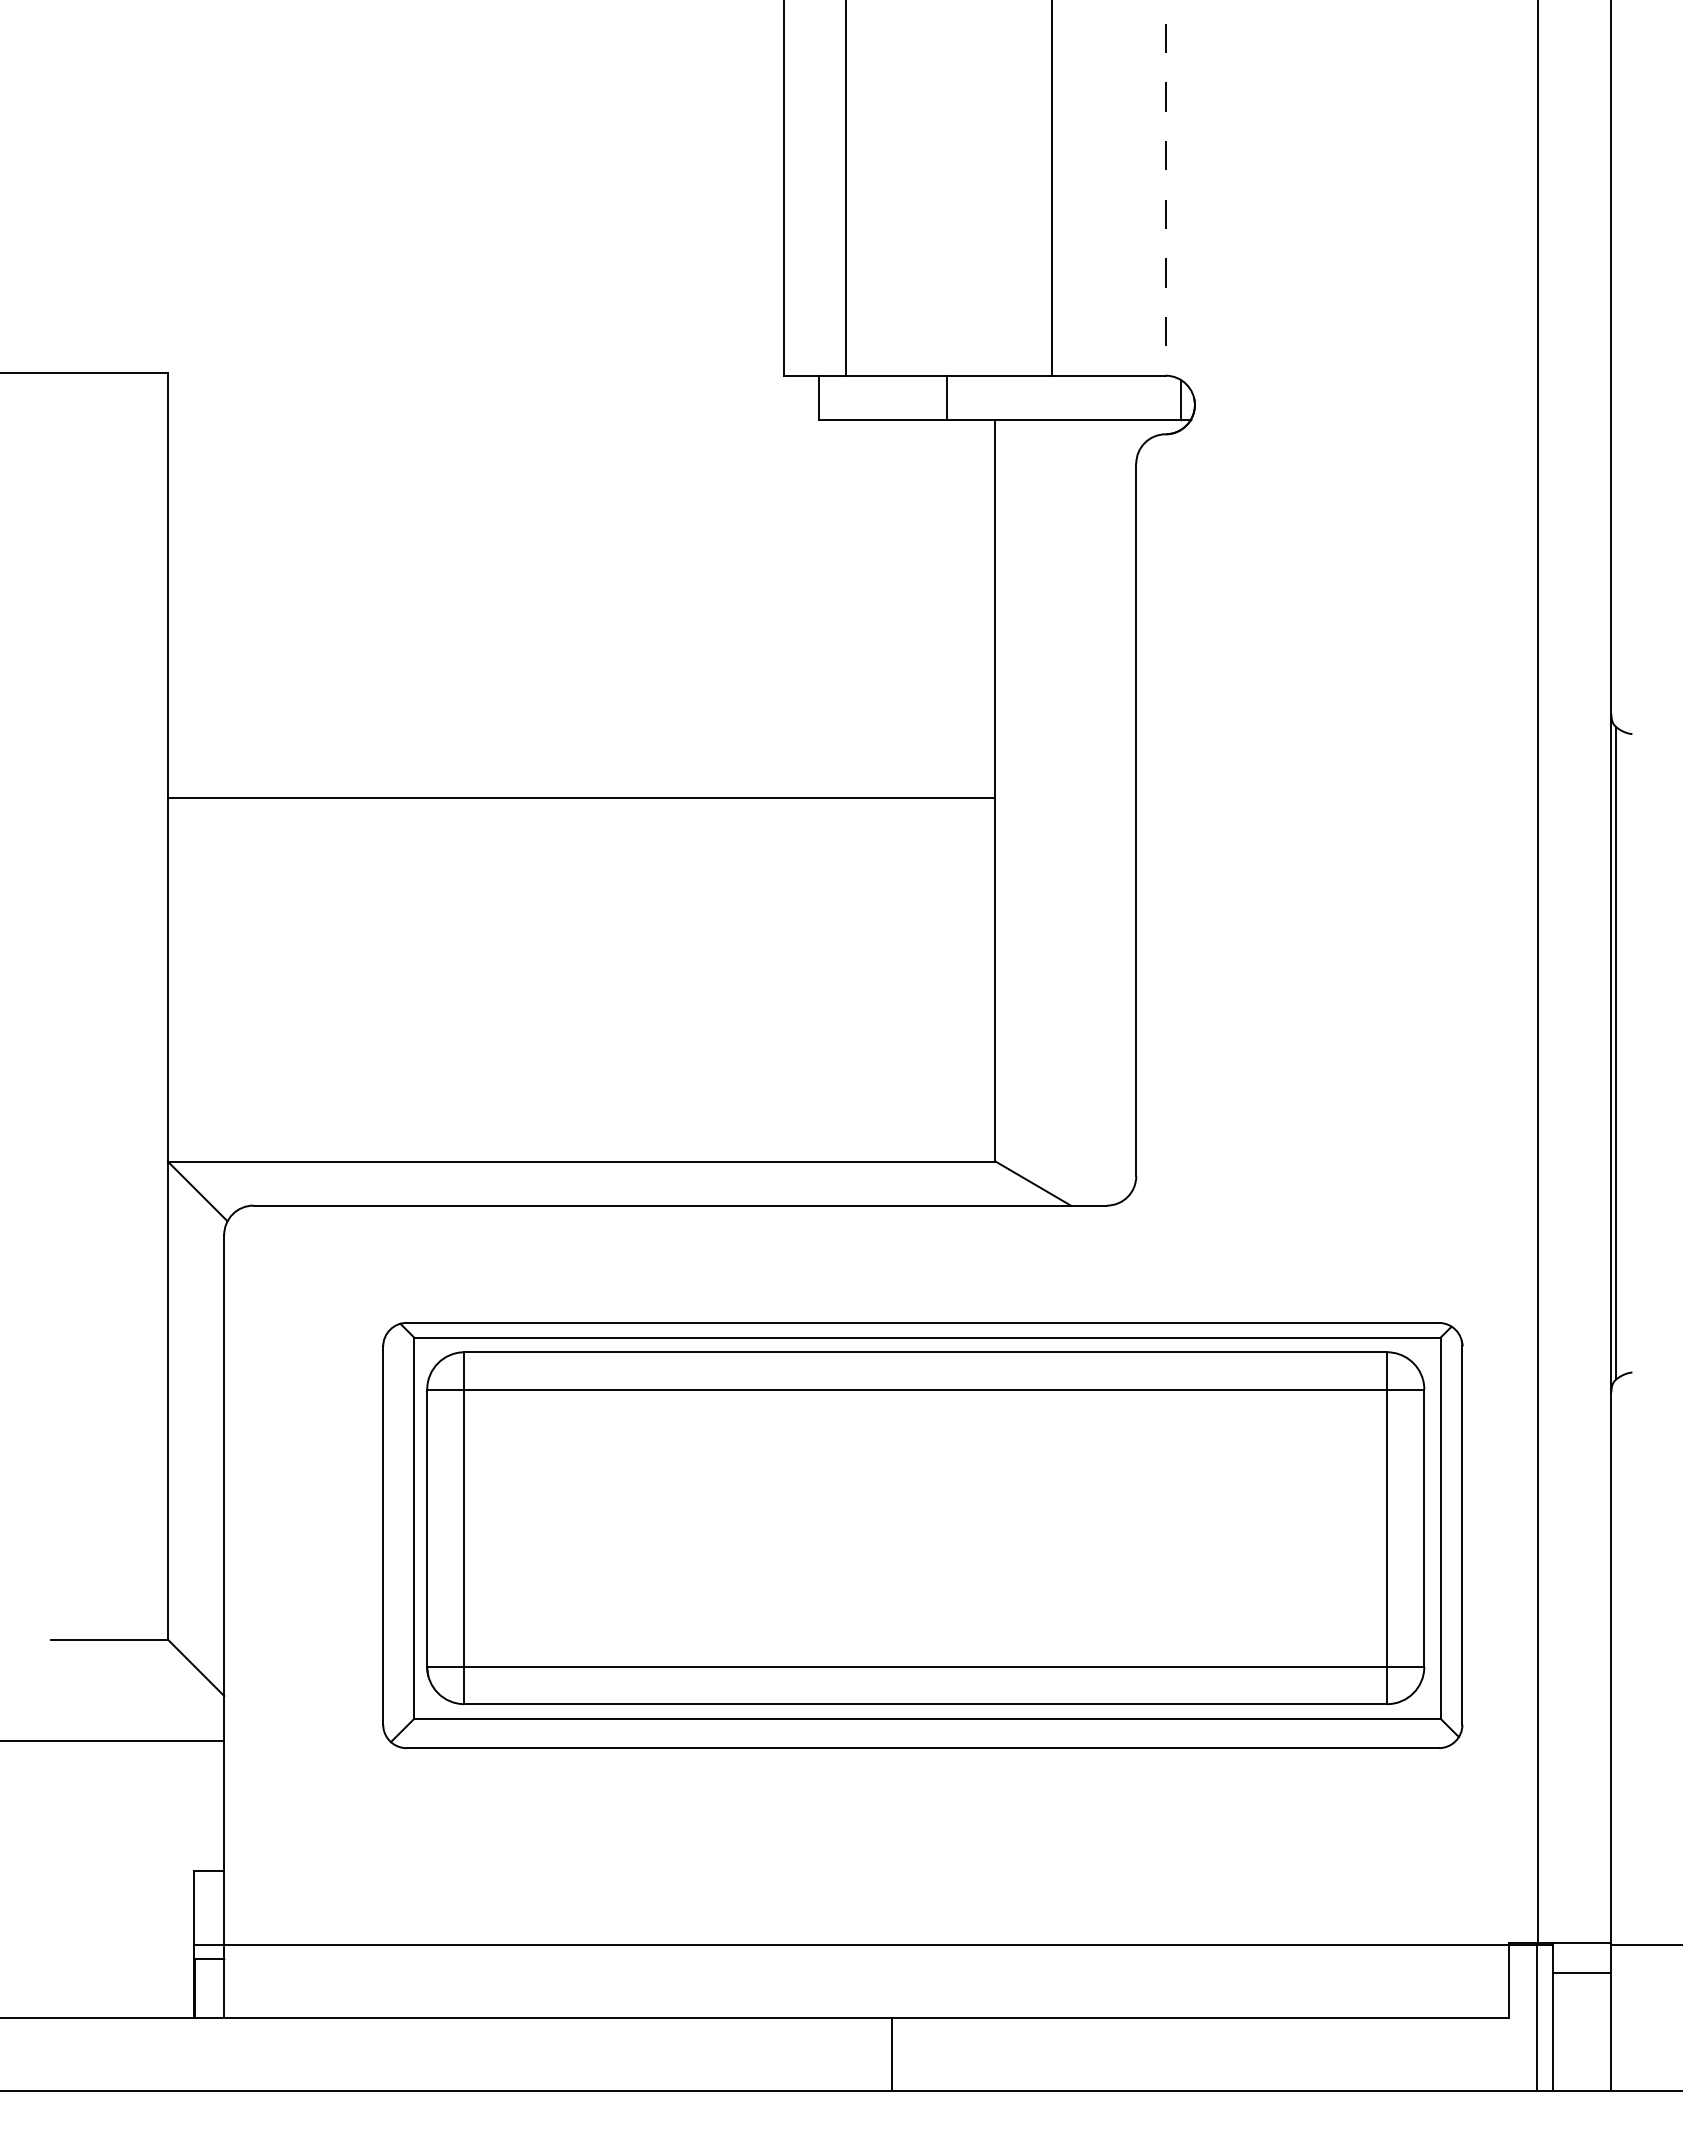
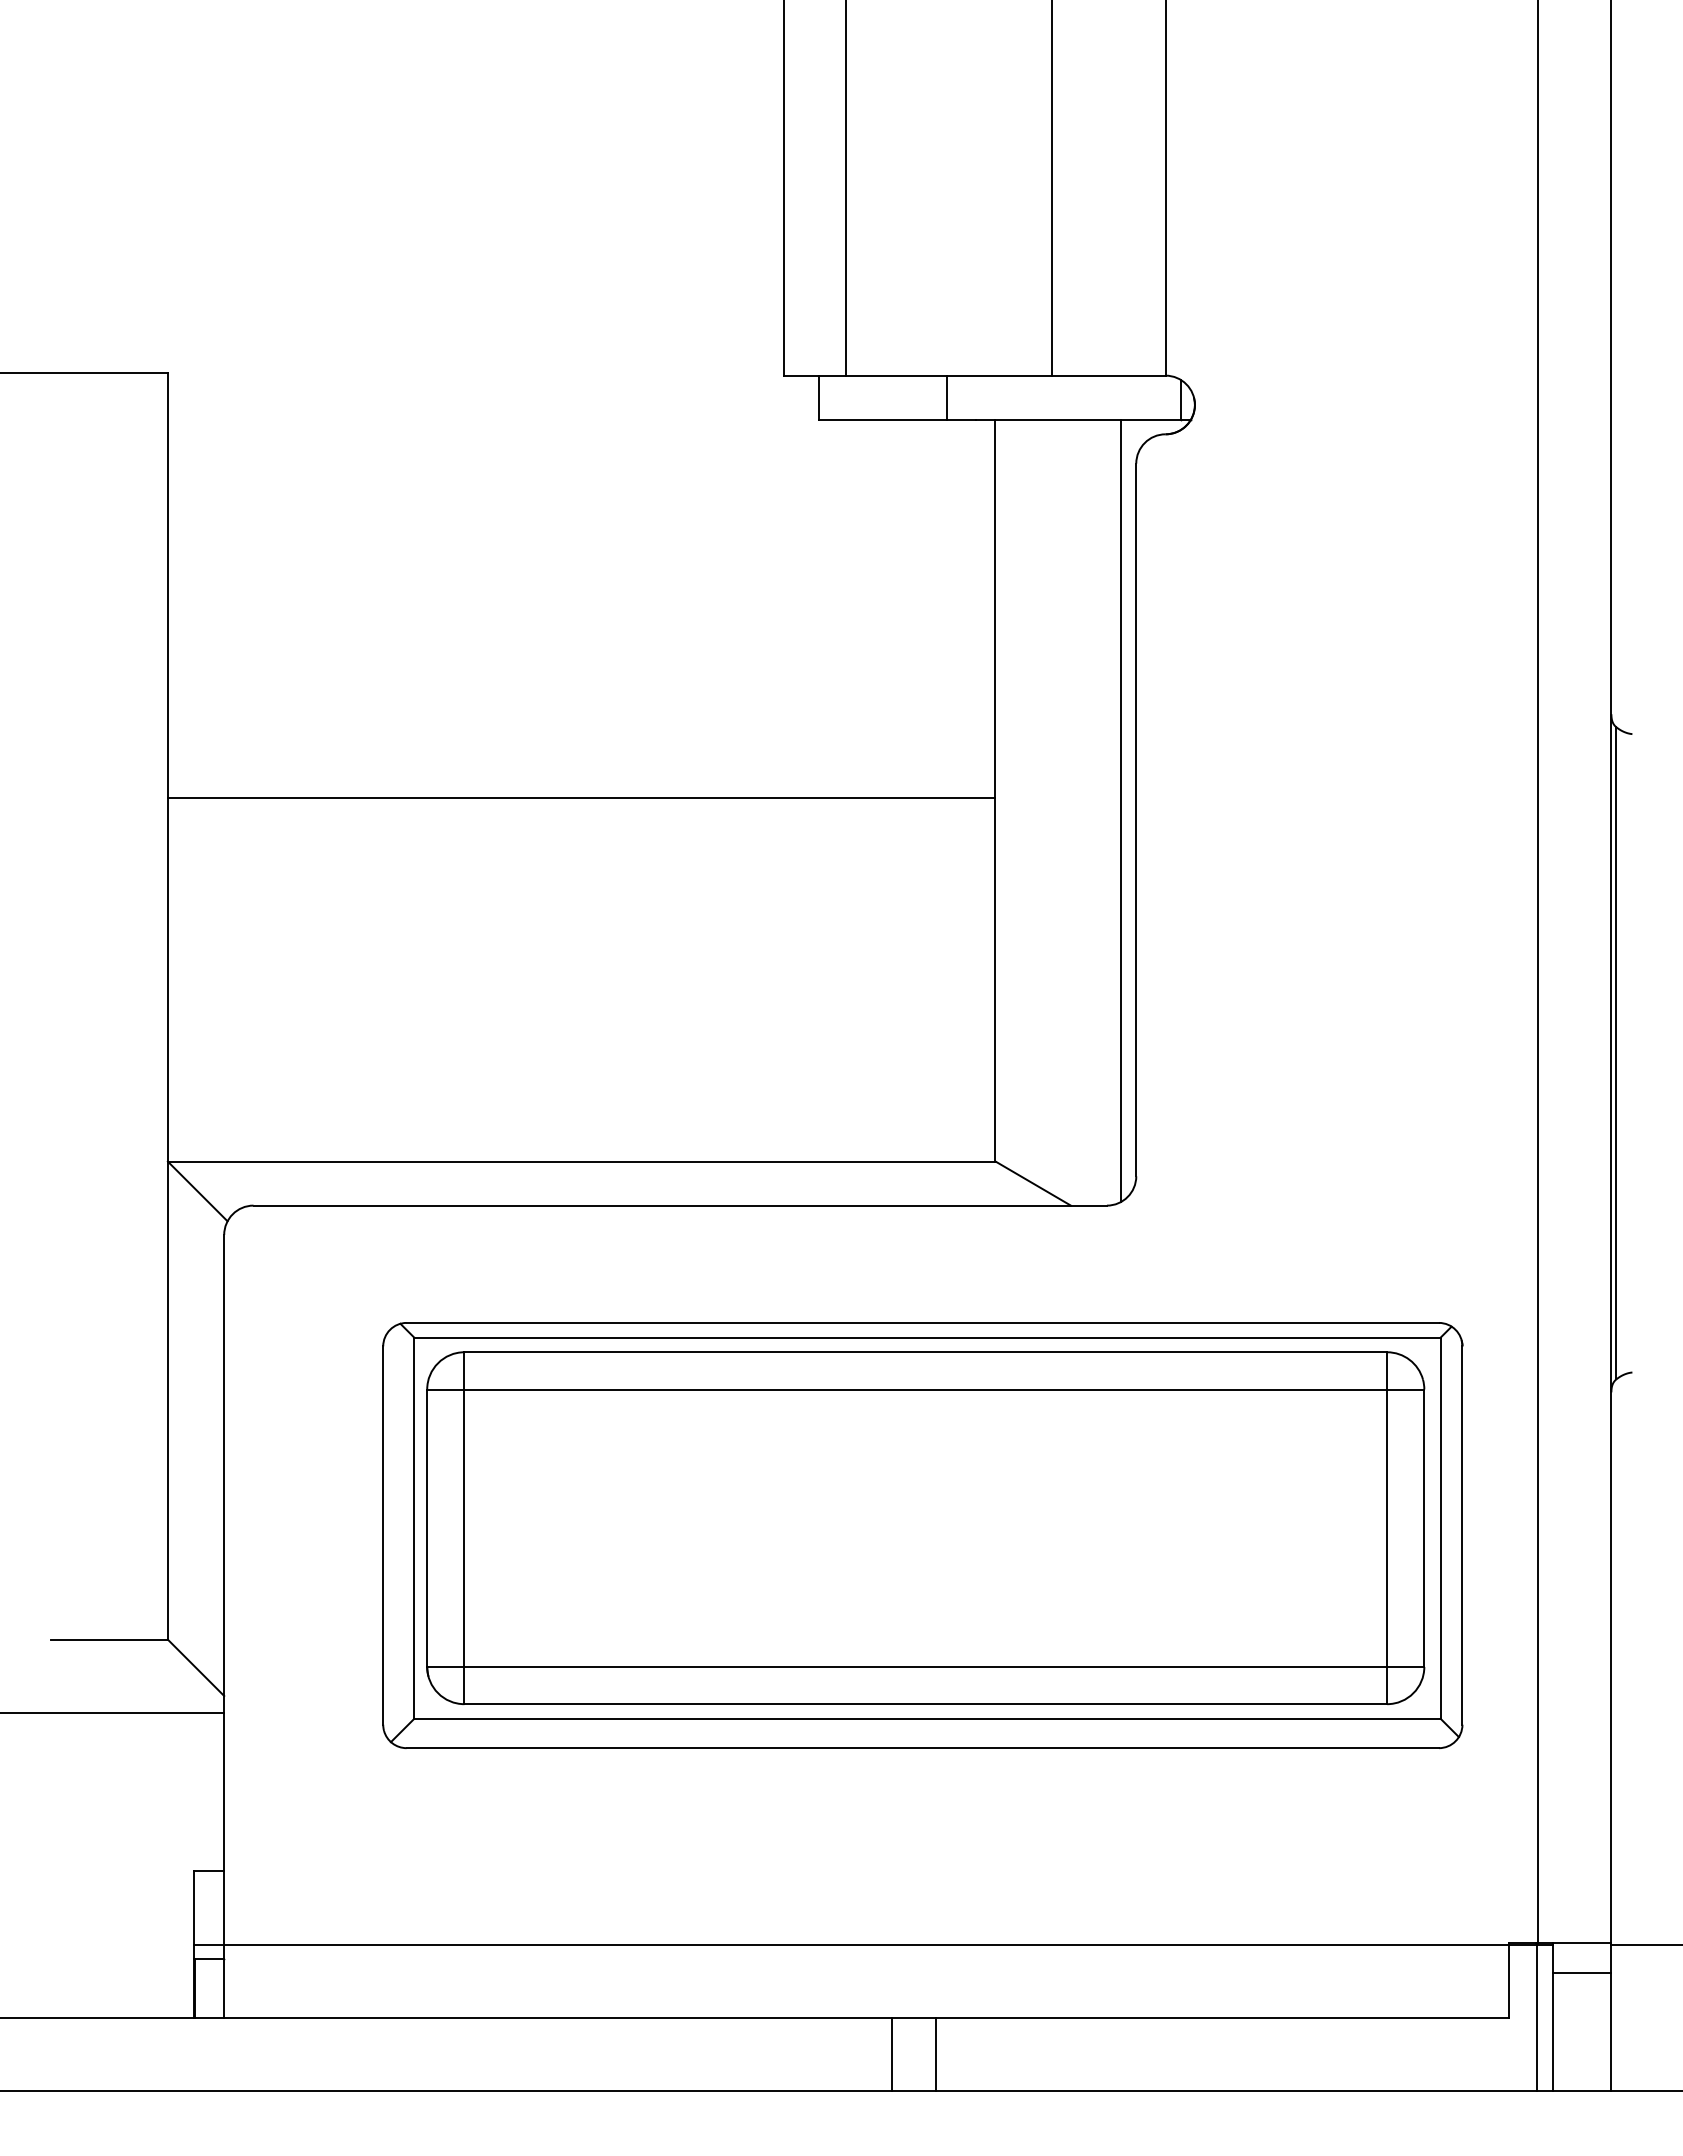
line: dashed -> solid (1165, 188)
line: none -> present (1121, 810)
line position: (113, 1740) -> (113, 1712) (113, 1712)
line: none -> present (936, 2054)
